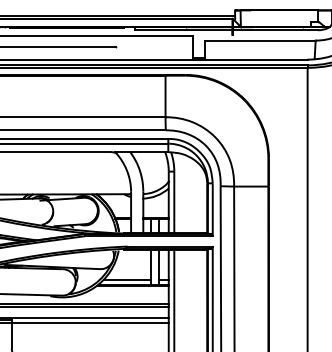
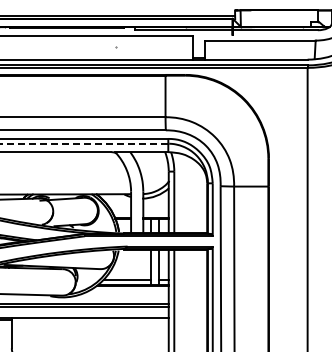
line: present -> none (58, 46)
line: solid -> dashed (84, 143)
line: present -> none (85, 323)
